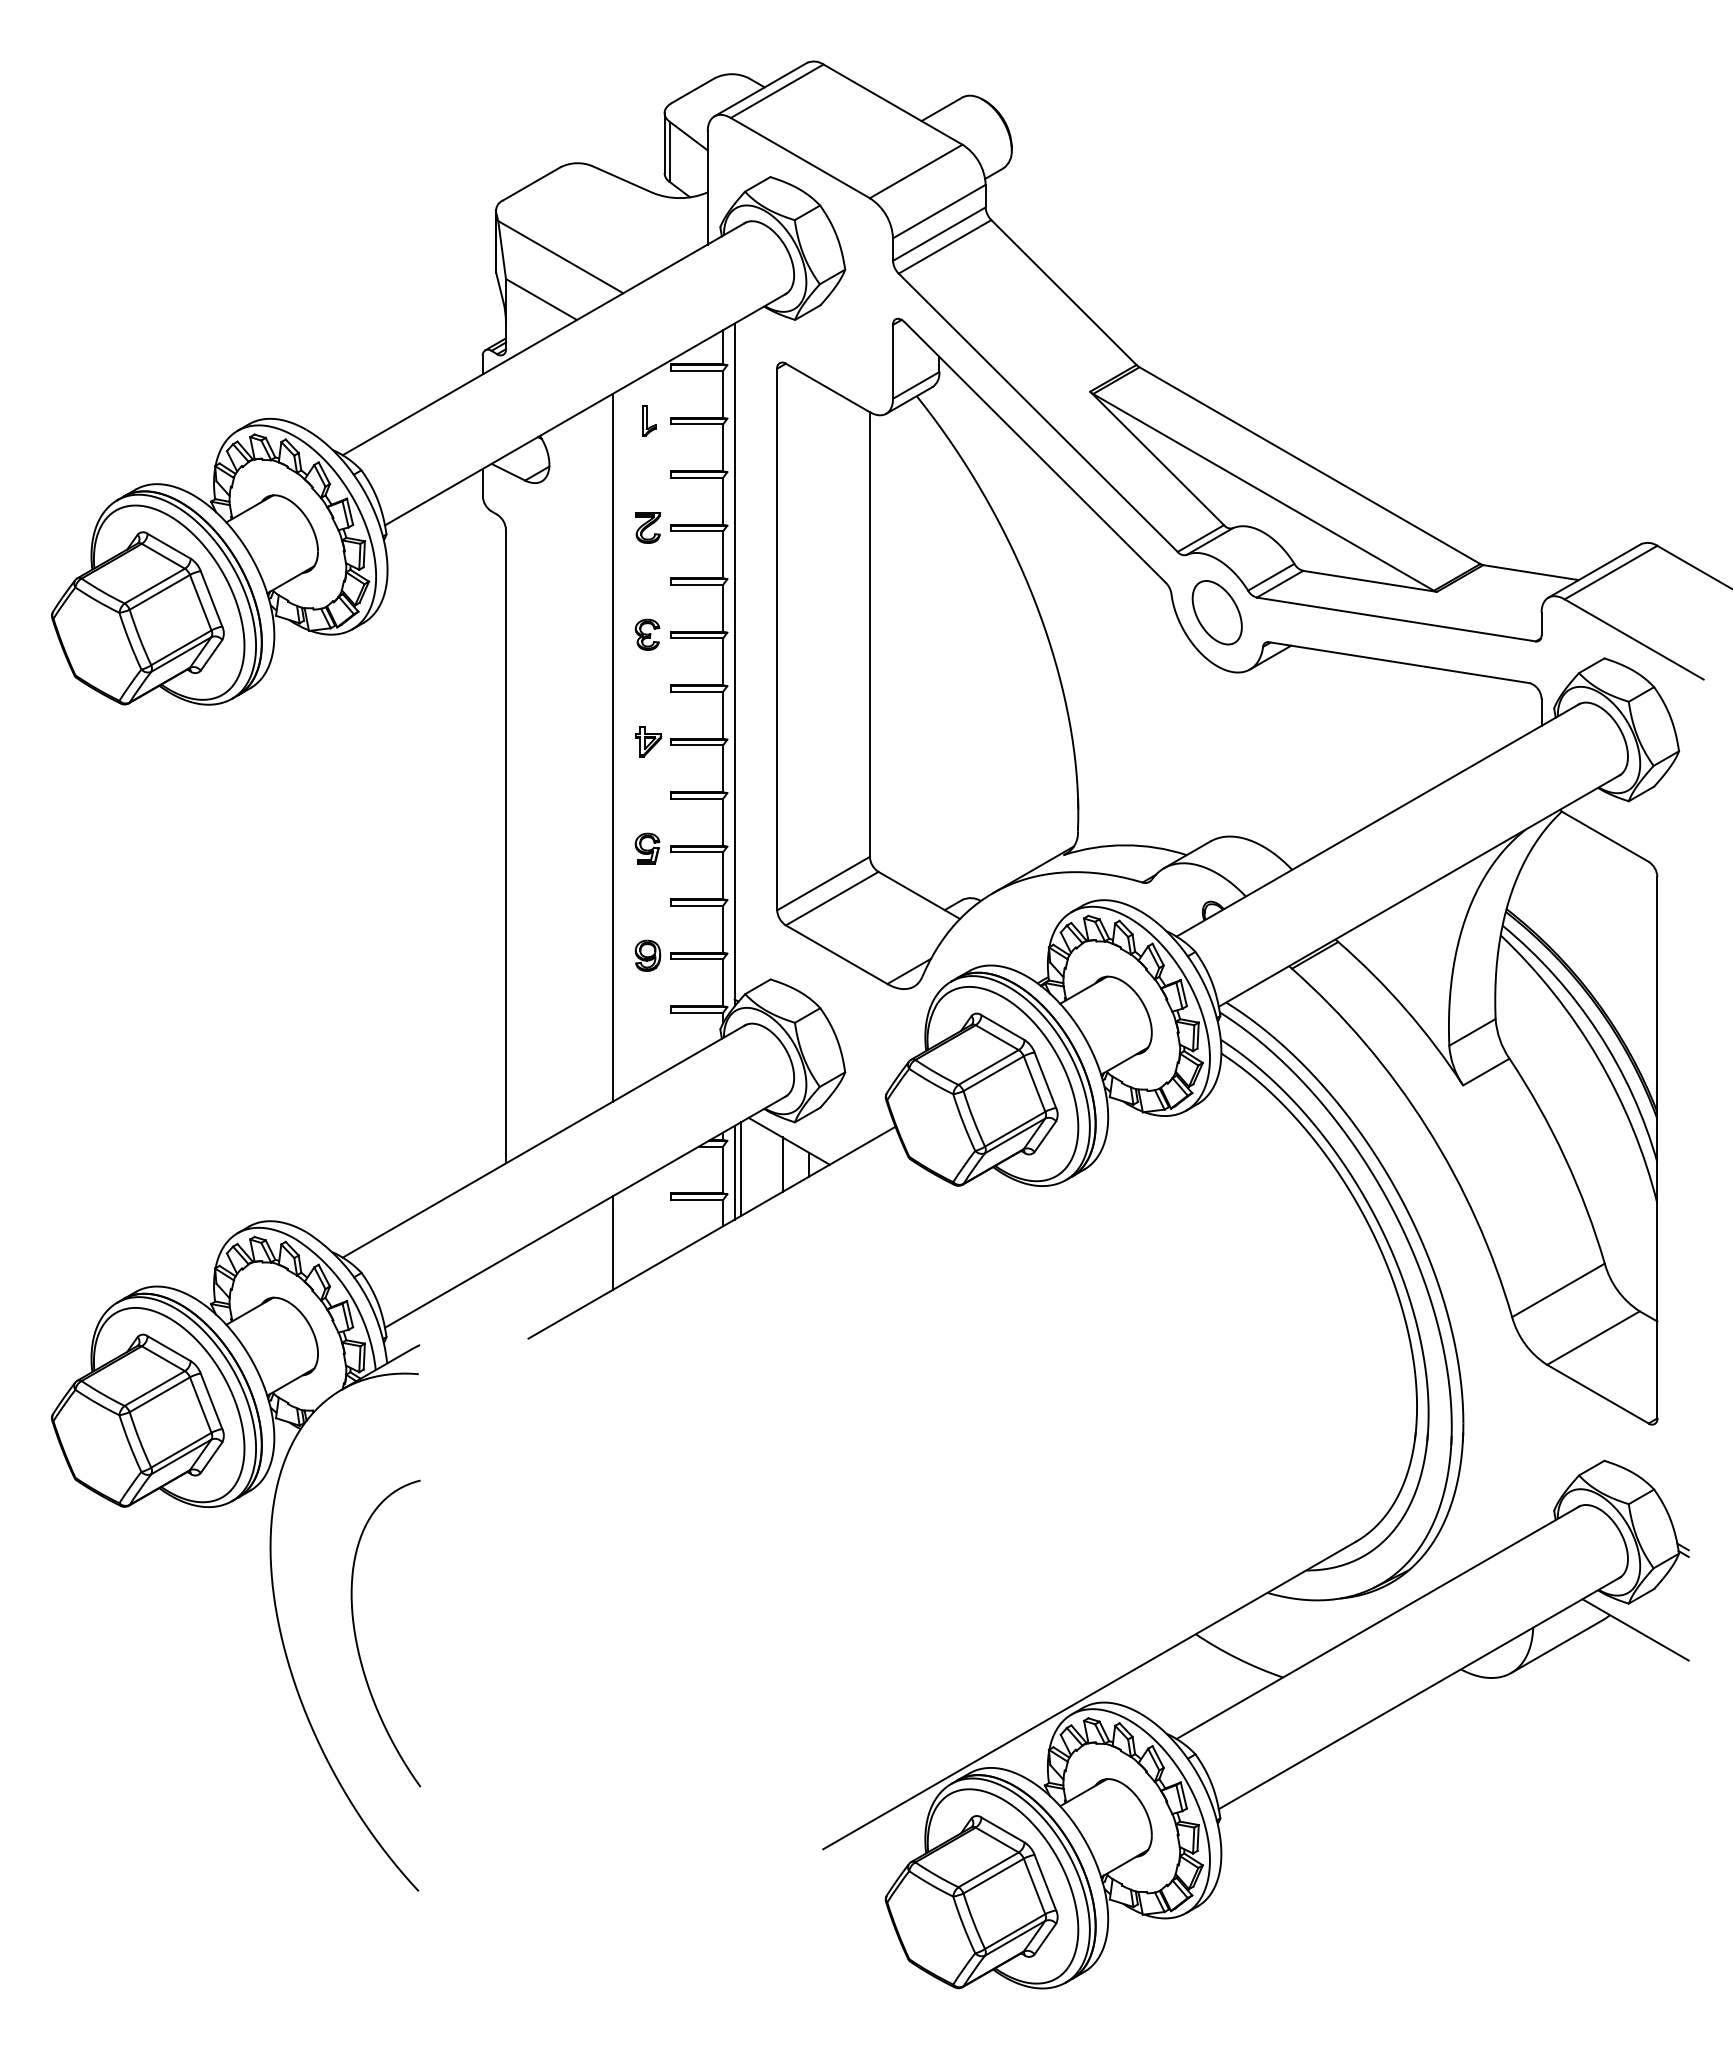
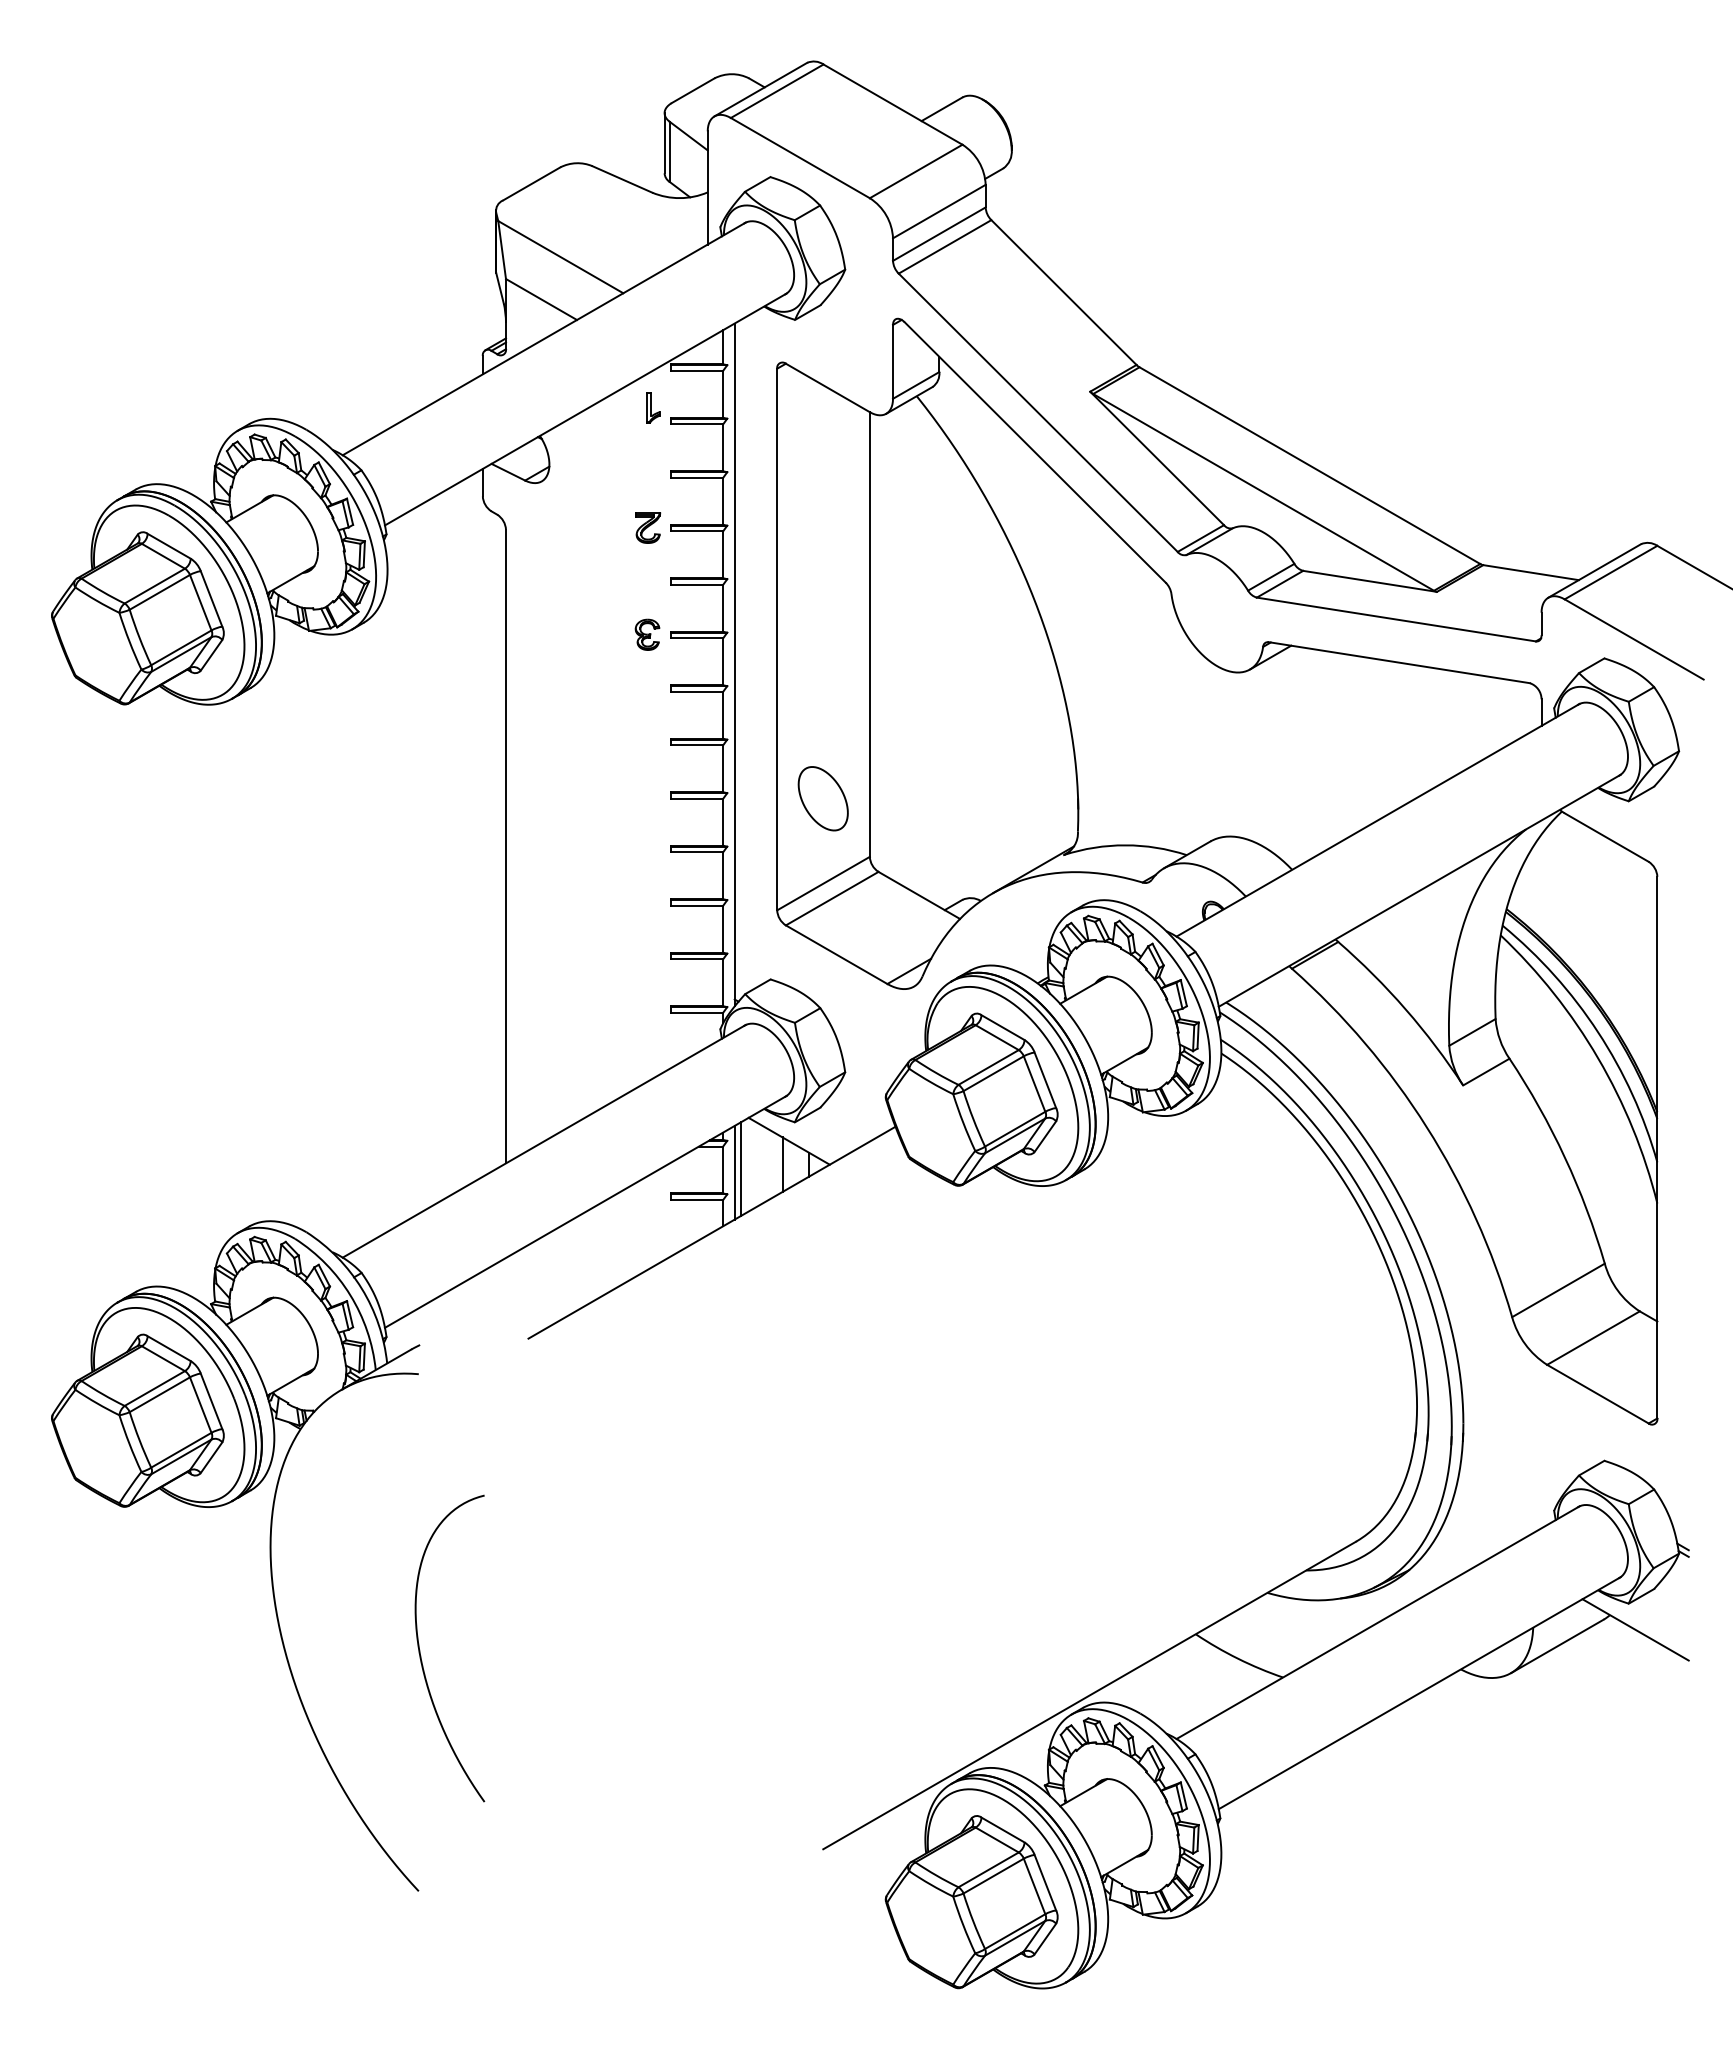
part position: (649, 420) -> (653, 407) (653, 407)
part position: (1216, 612) -> (822, 798) (822, 798)
part: present -> none (648, 741)
line: present -> none (613, 747)
part: present -> none (647, 848)
part: present -> none (647, 955)
line: present -> none (613, 1242)
curve position: (357, 1640) -> (421, 1655) (421, 1655)
